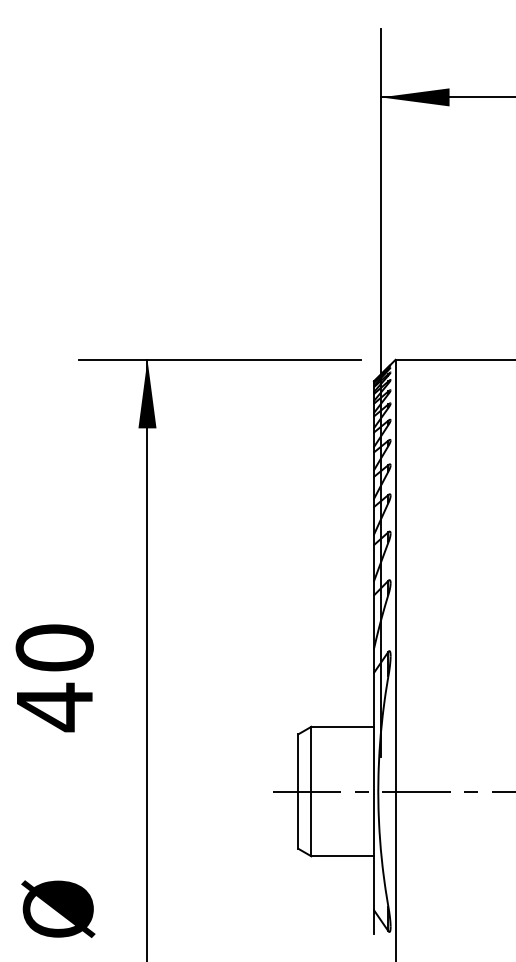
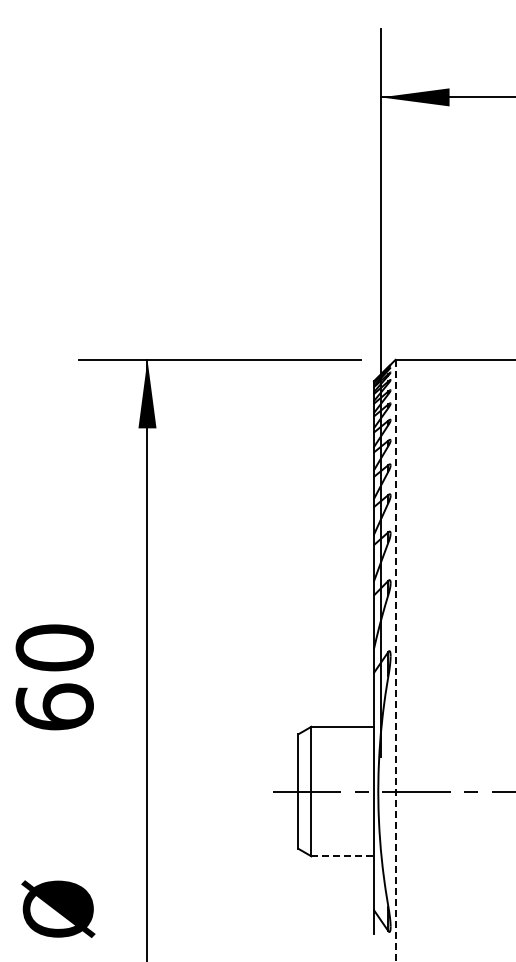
line: solid -> dashed (395, 660)
text: 40 -> 60 (54, 707)
line: solid -> dashed (343, 856)
